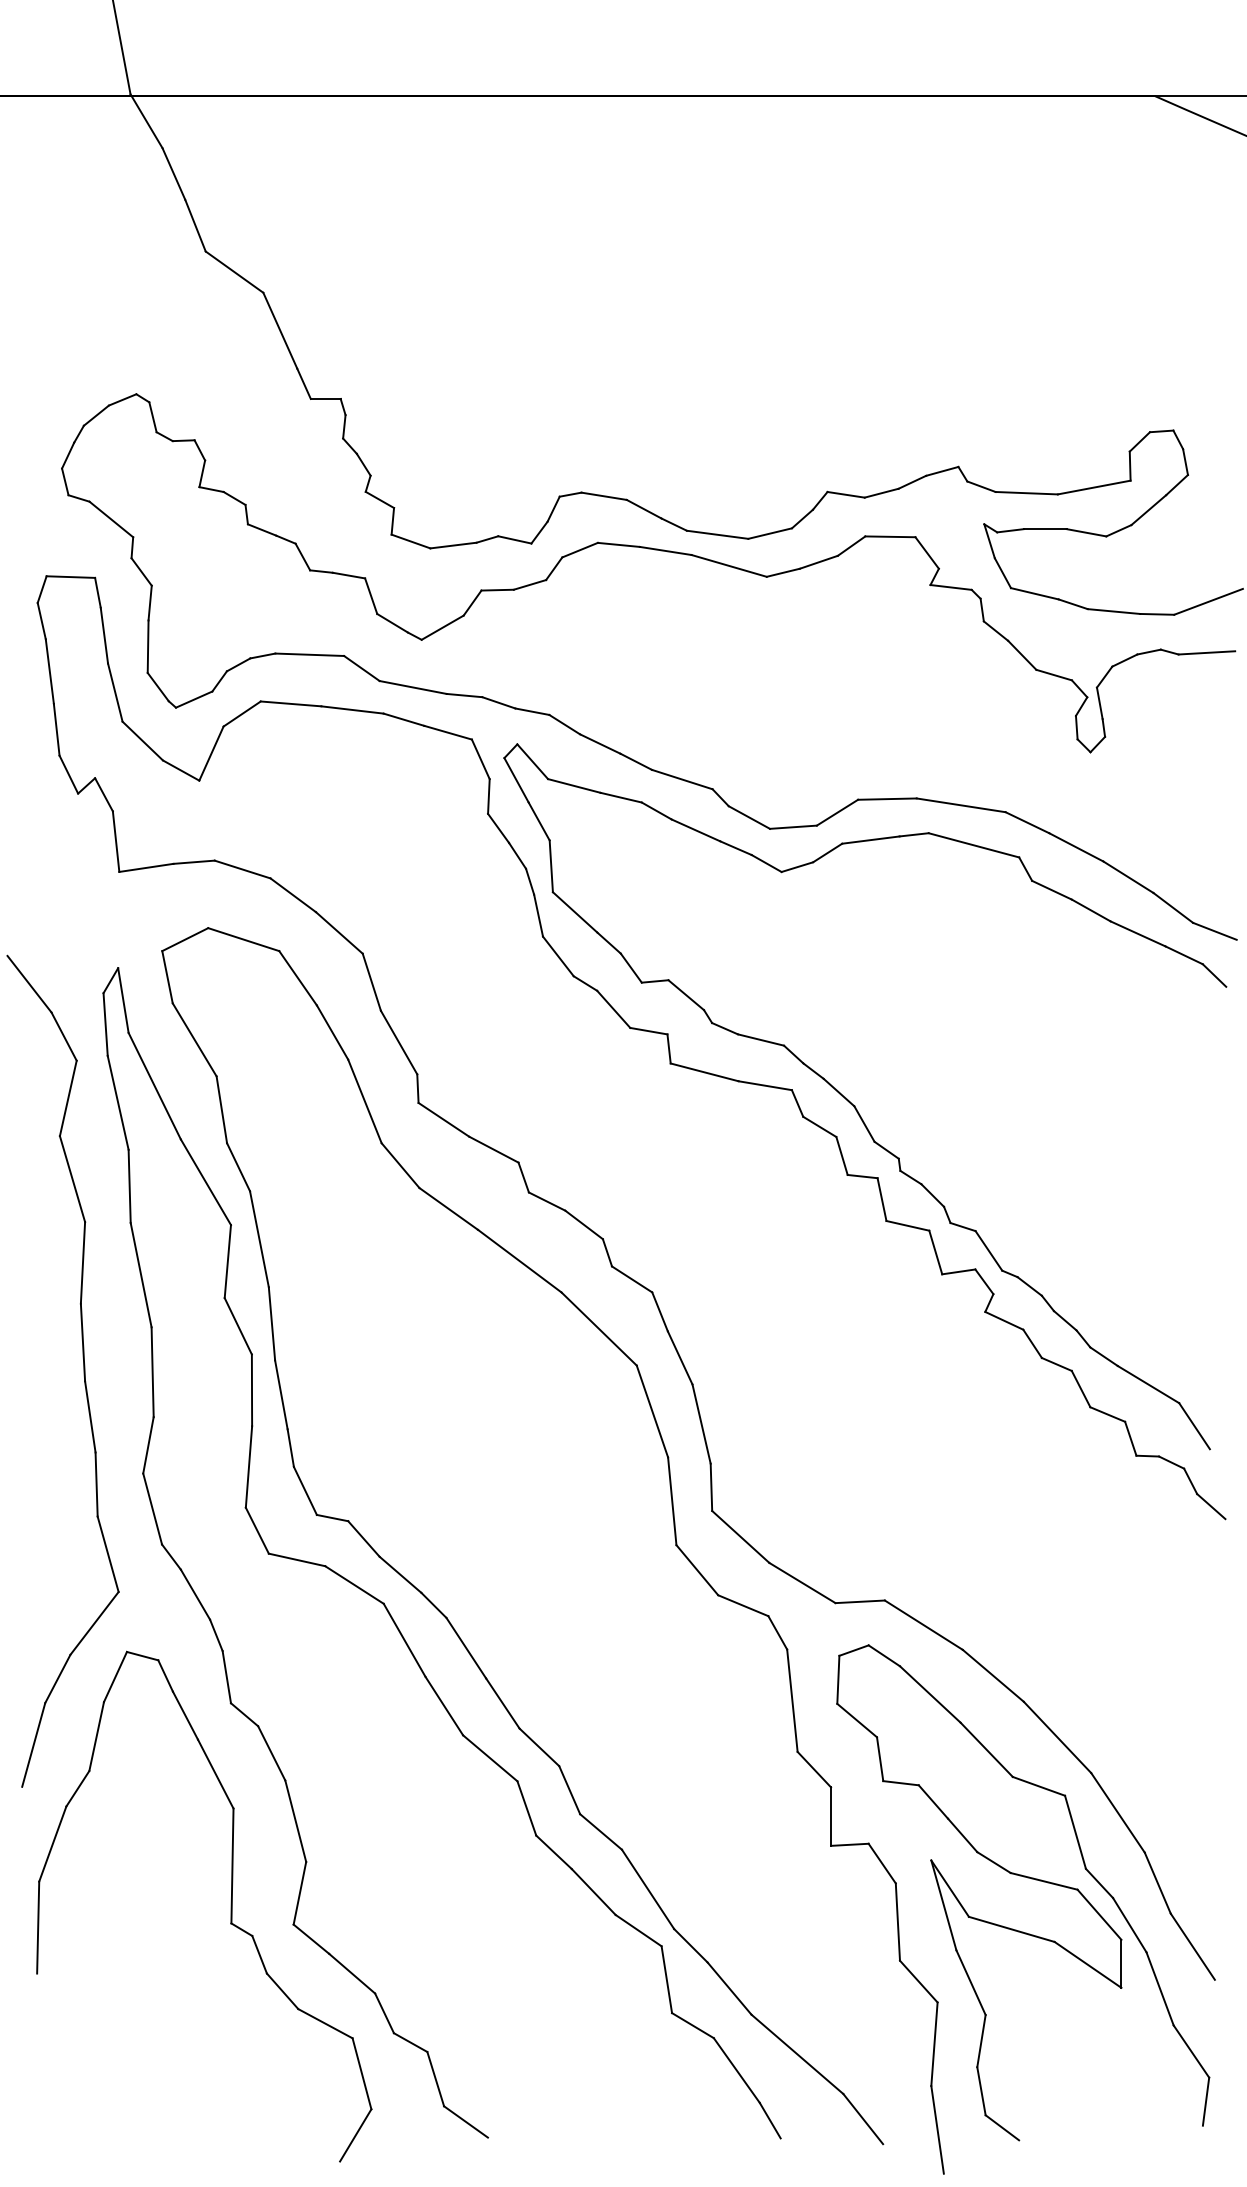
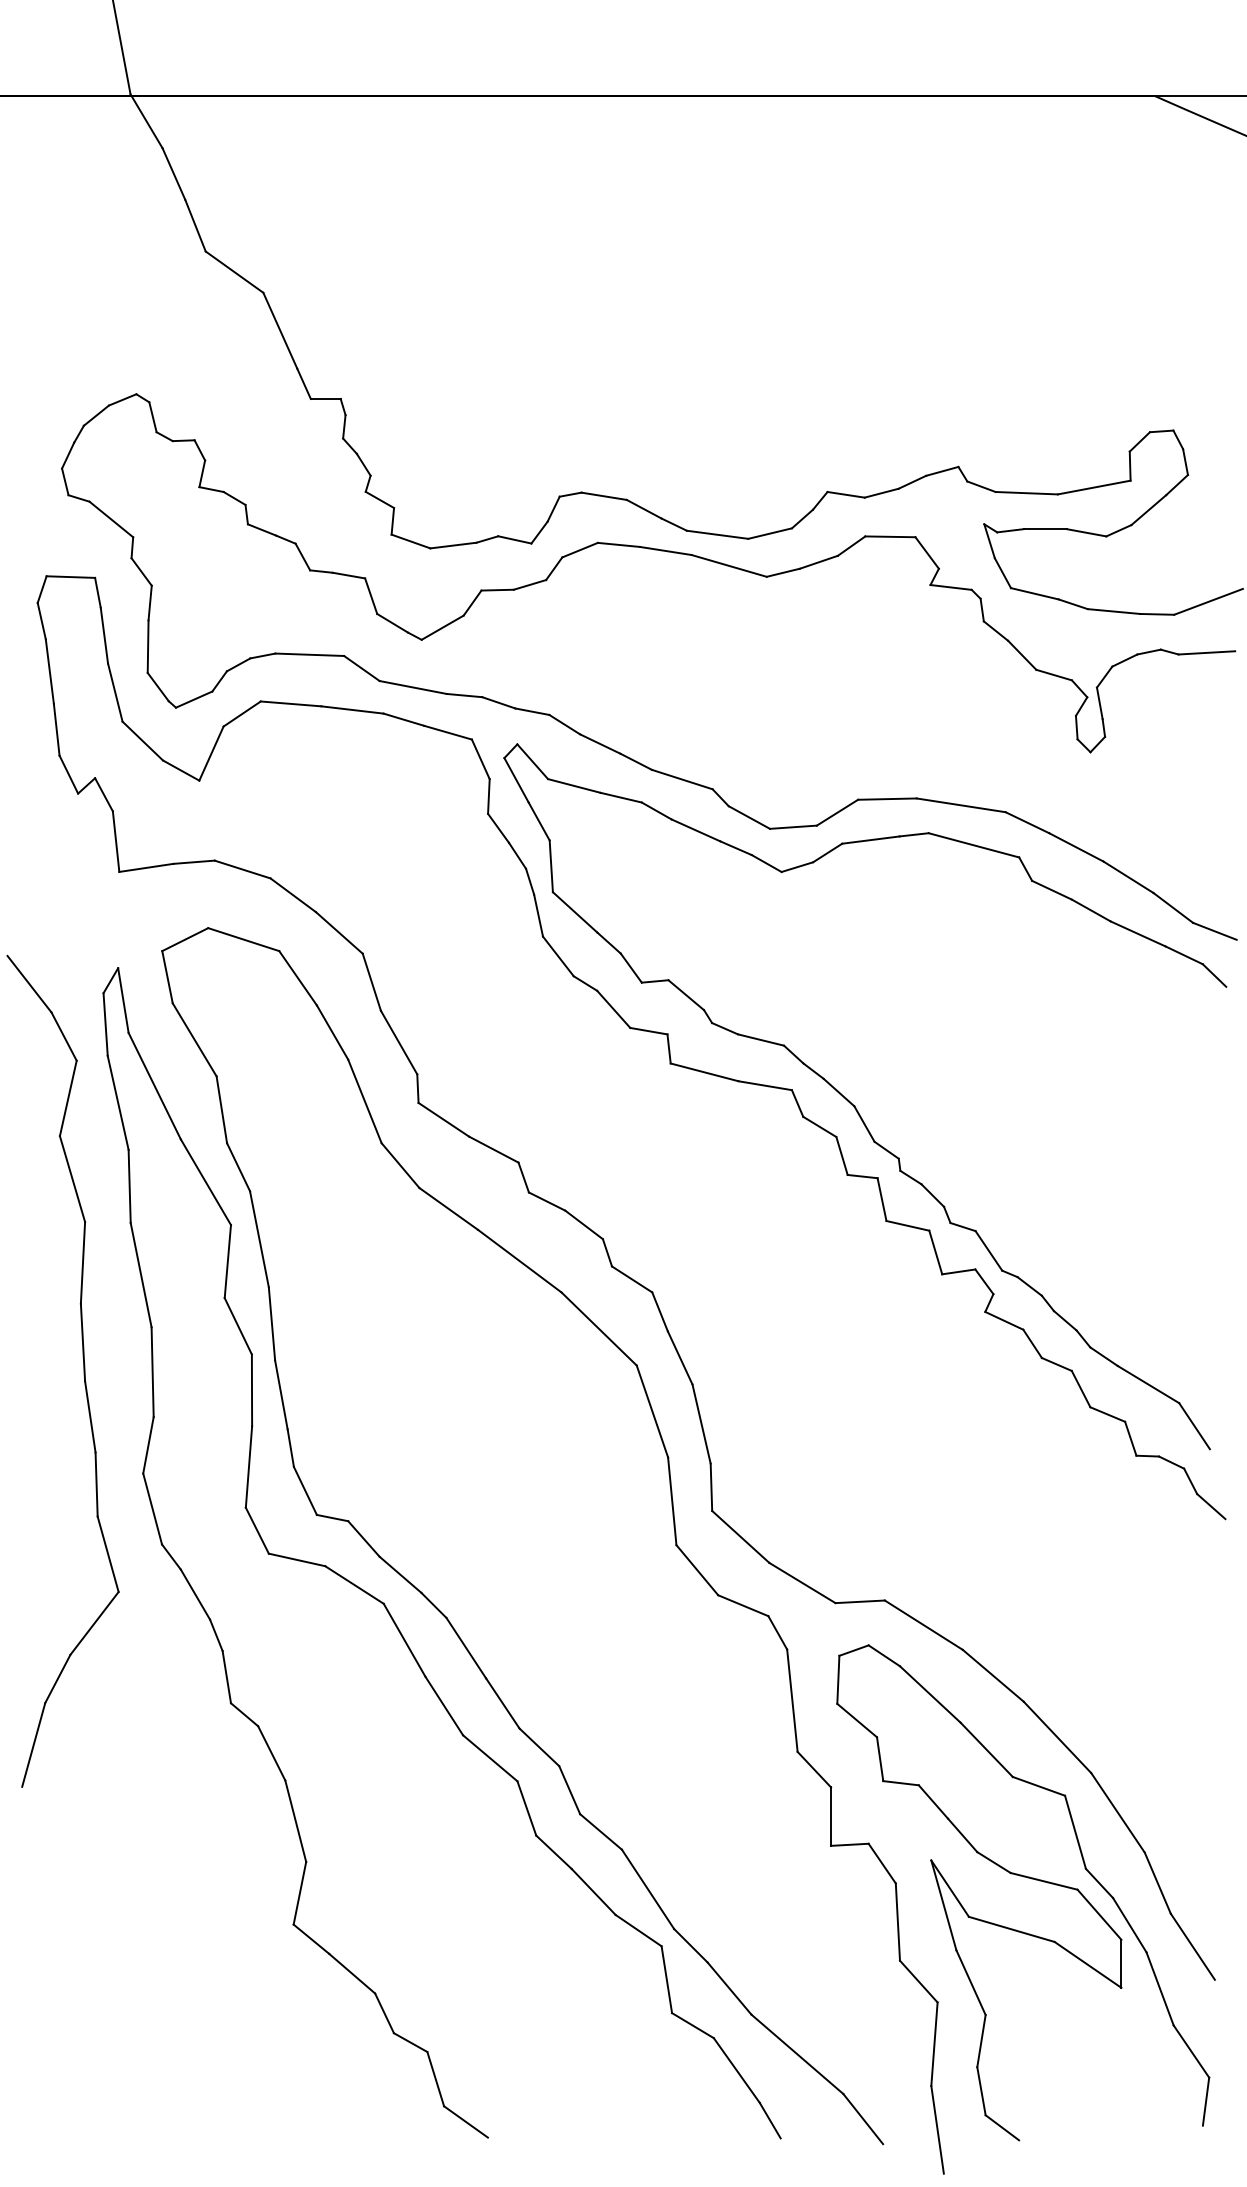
part: present -> none (230, 1906)
